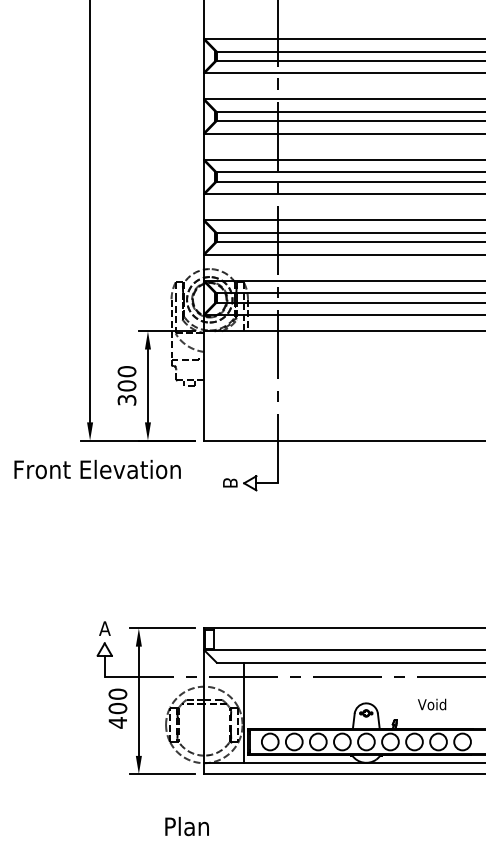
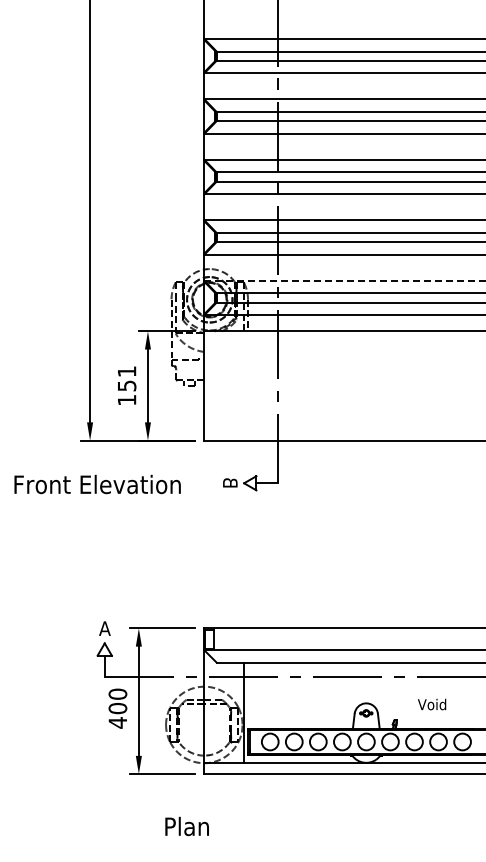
line: solid -> dashed (345, 280)
text: 300 -> 151 (126, 385)
text position: (97, 469) -> (97, 484) (97, 484)
